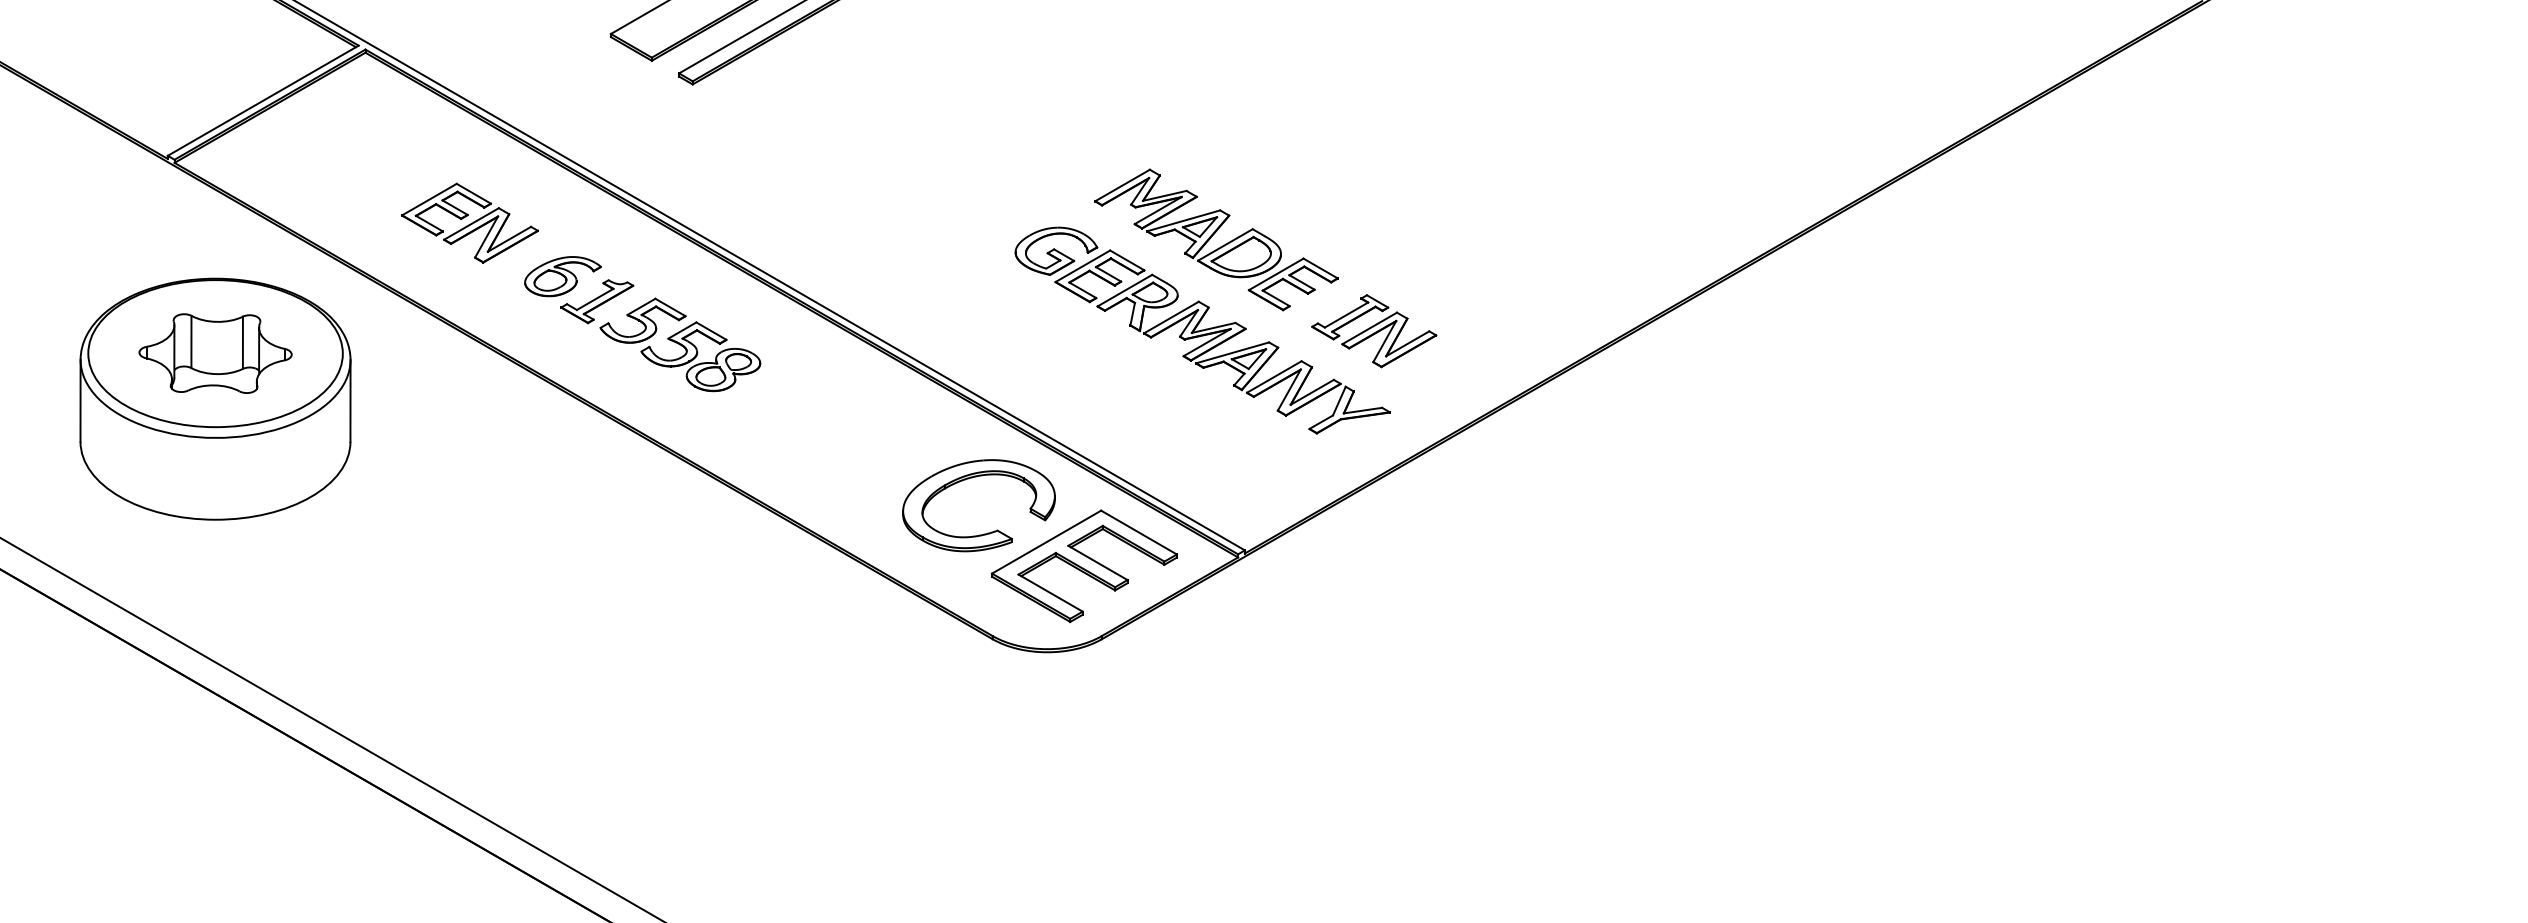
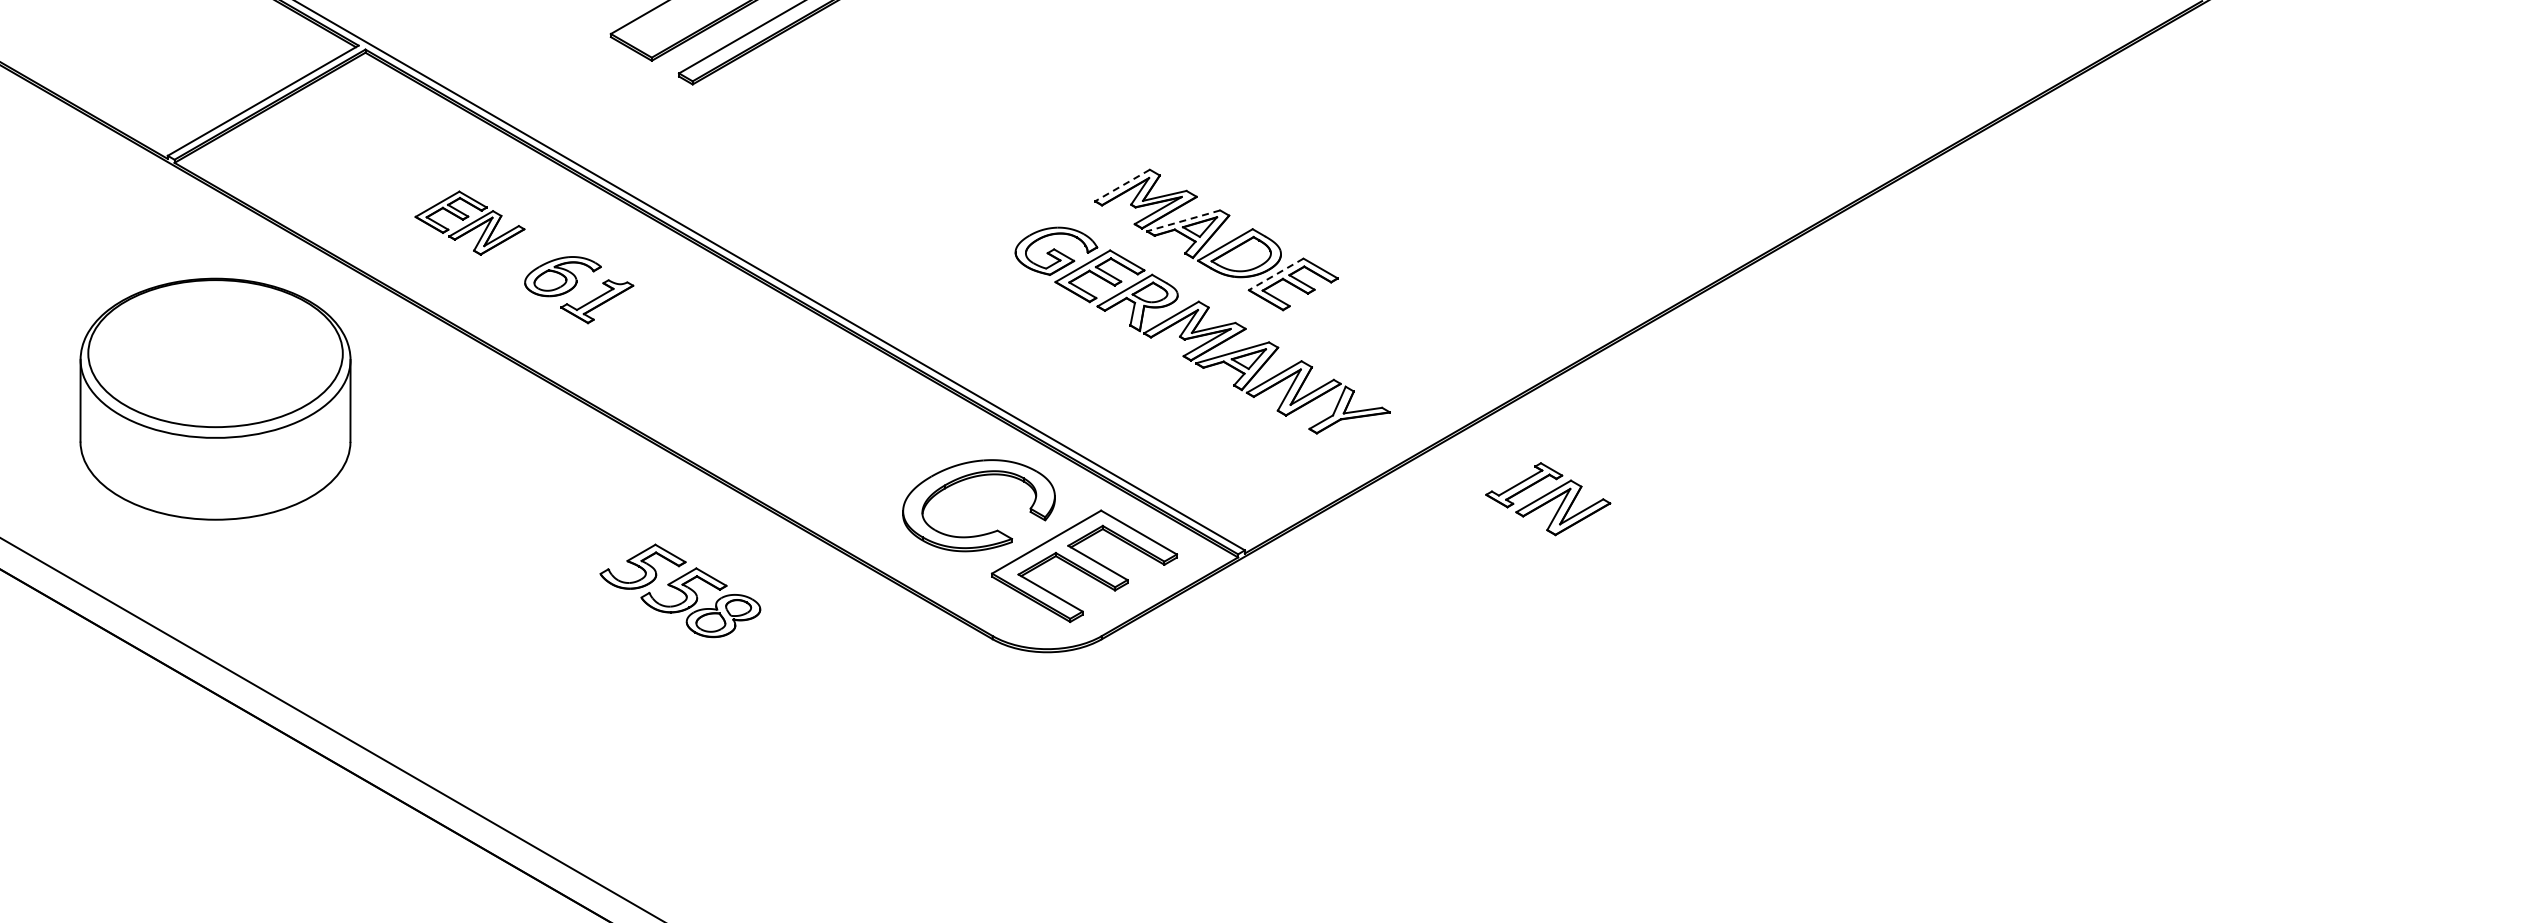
line: solid -> dashed (1122, 185)
line: solid -> dashed (1183, 220)
part size: 138x82 px -> 112x66 px (469, 222)
line: solid -> dashed (1275, 274)
part position: (1374, 331) -> (1548, 499) (1548, 499)
part position: (680, 344) -> (680, 590) (680, 590)
part: present -> none (215, 353)
